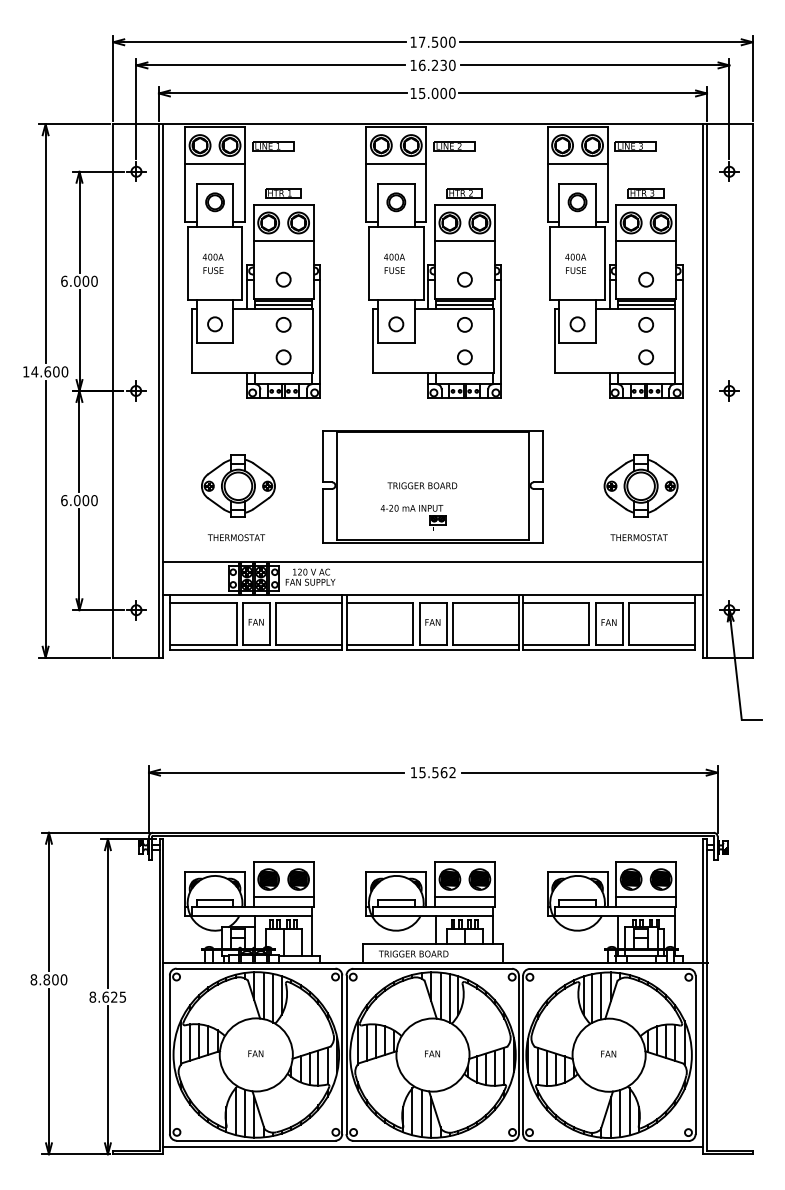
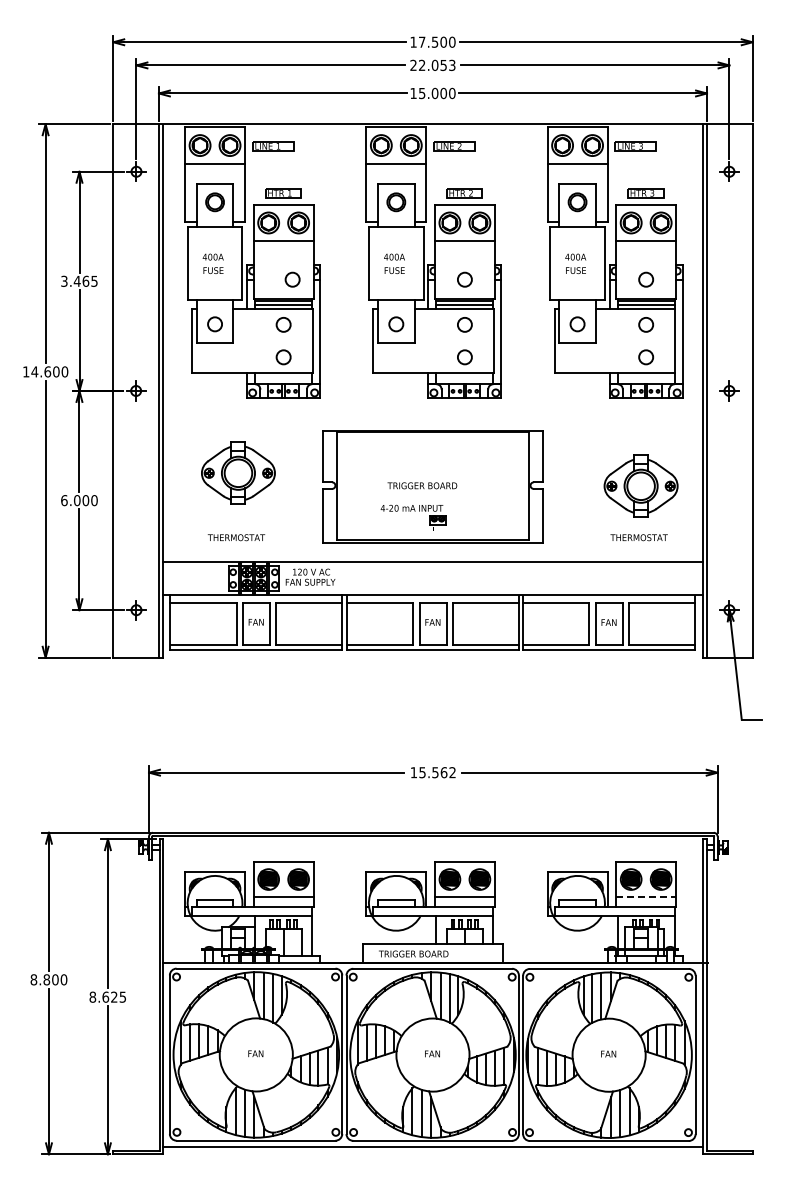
text: 16.230 -> 22.053 (432, 65)
circle position: (283, 279) -> (292, 279) (292, 279)
text: 6.000 -> 3.465 (79, 280)
part position: (238, 485) -> (238, 472) (238, 472)
line: solid -> dashed (646, 897)
